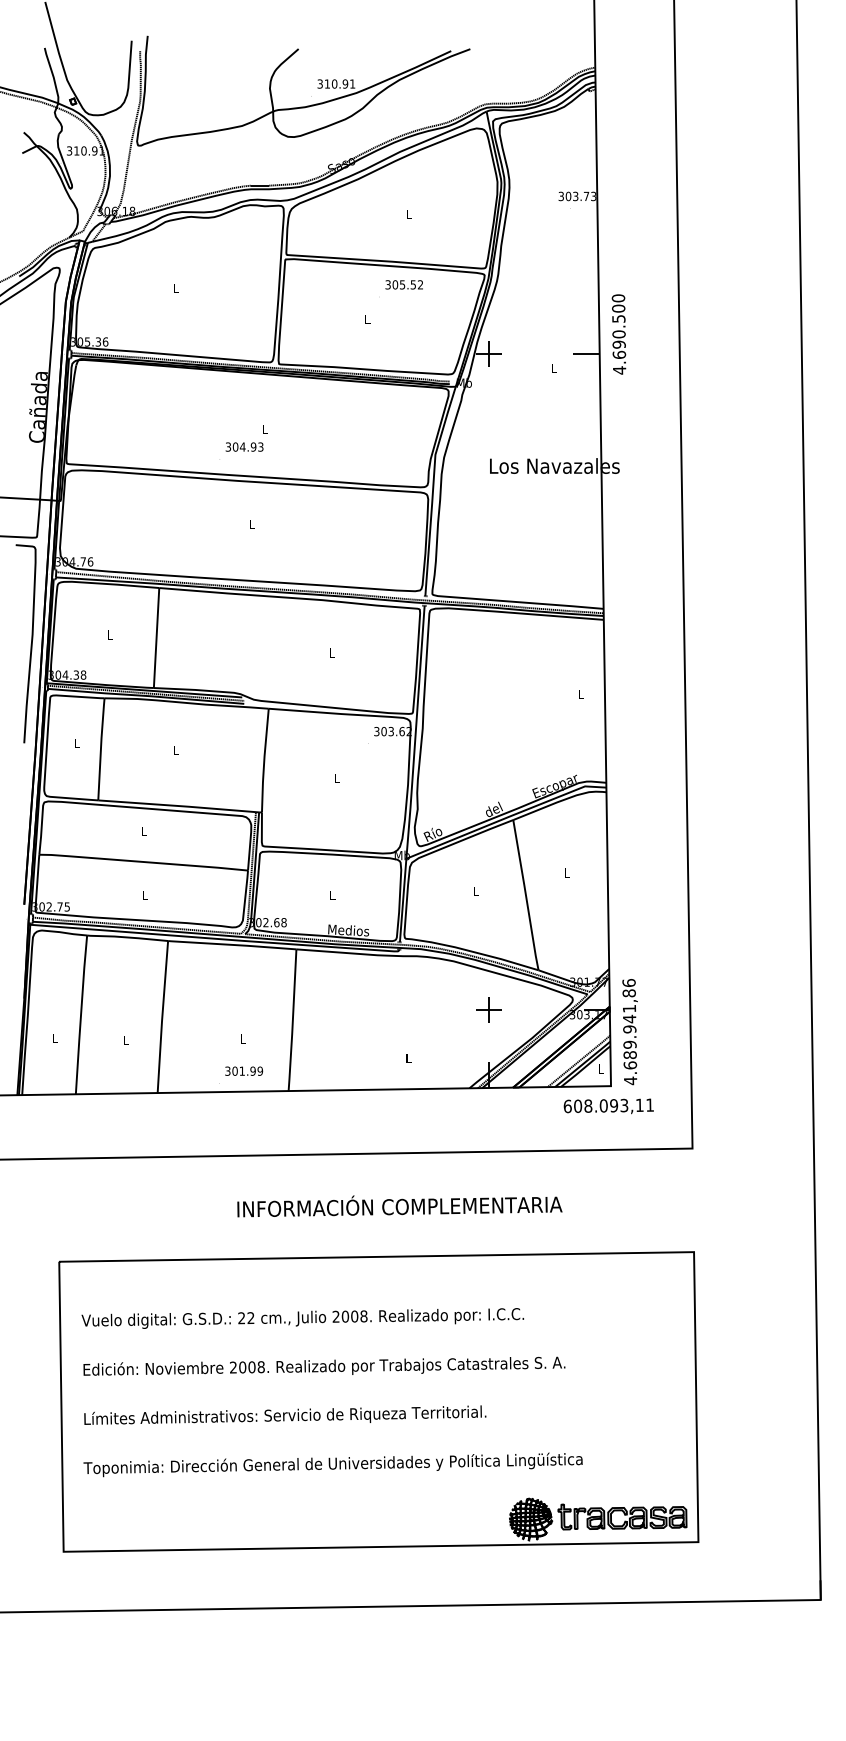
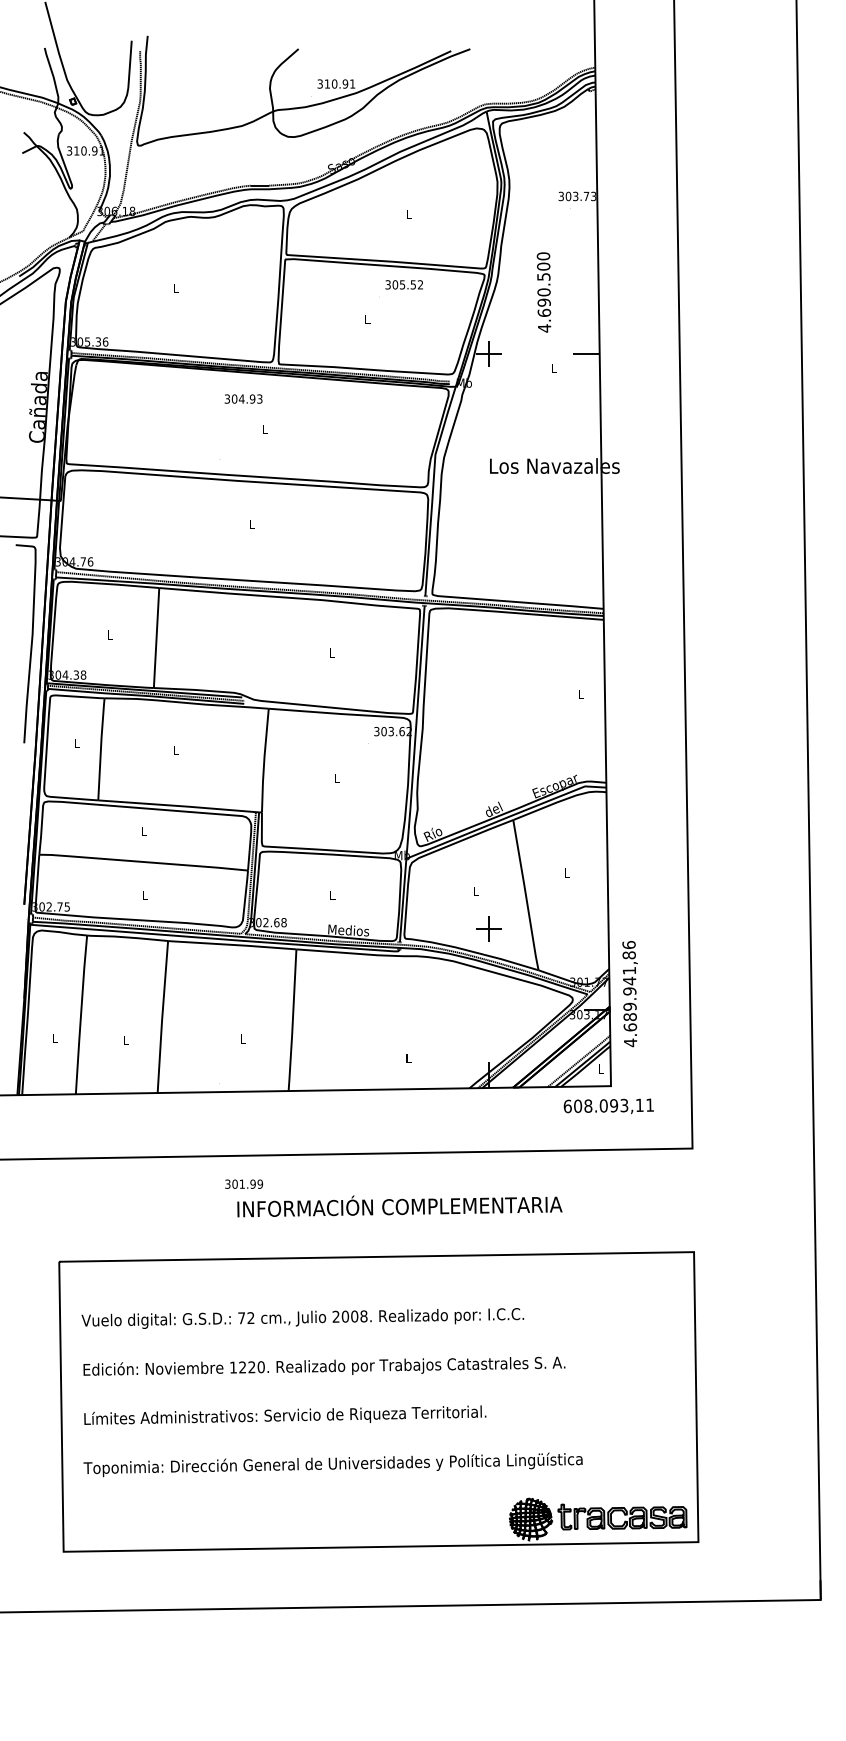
text position: (618, 334) -> (543, 292) (543, 292)
text position: (244, 446) -> (243, 398) (243, 398)
part position: (488, 1009) -> (488, 928) (488, 928)
text position: (629, 1032) -> (629, 994) (629, 994)
text position: (244, 1070) -> (244, 1183) (244, 1183)
text: 22 -> 72 (241, 1318)
text: 2008. -> 1220. (247, 1367)
